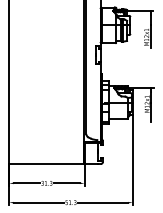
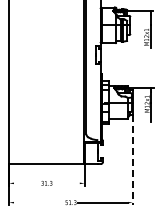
line: solid -> dashed (132, 160)
line: present -> none (26, 183)
line: present -> none (66, 183)
line: present -> none (38, 202)
